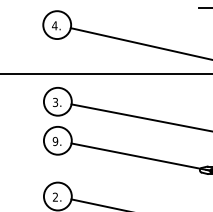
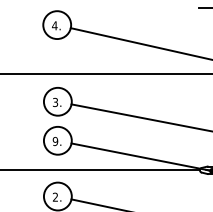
line: none -> present (100, 170)
